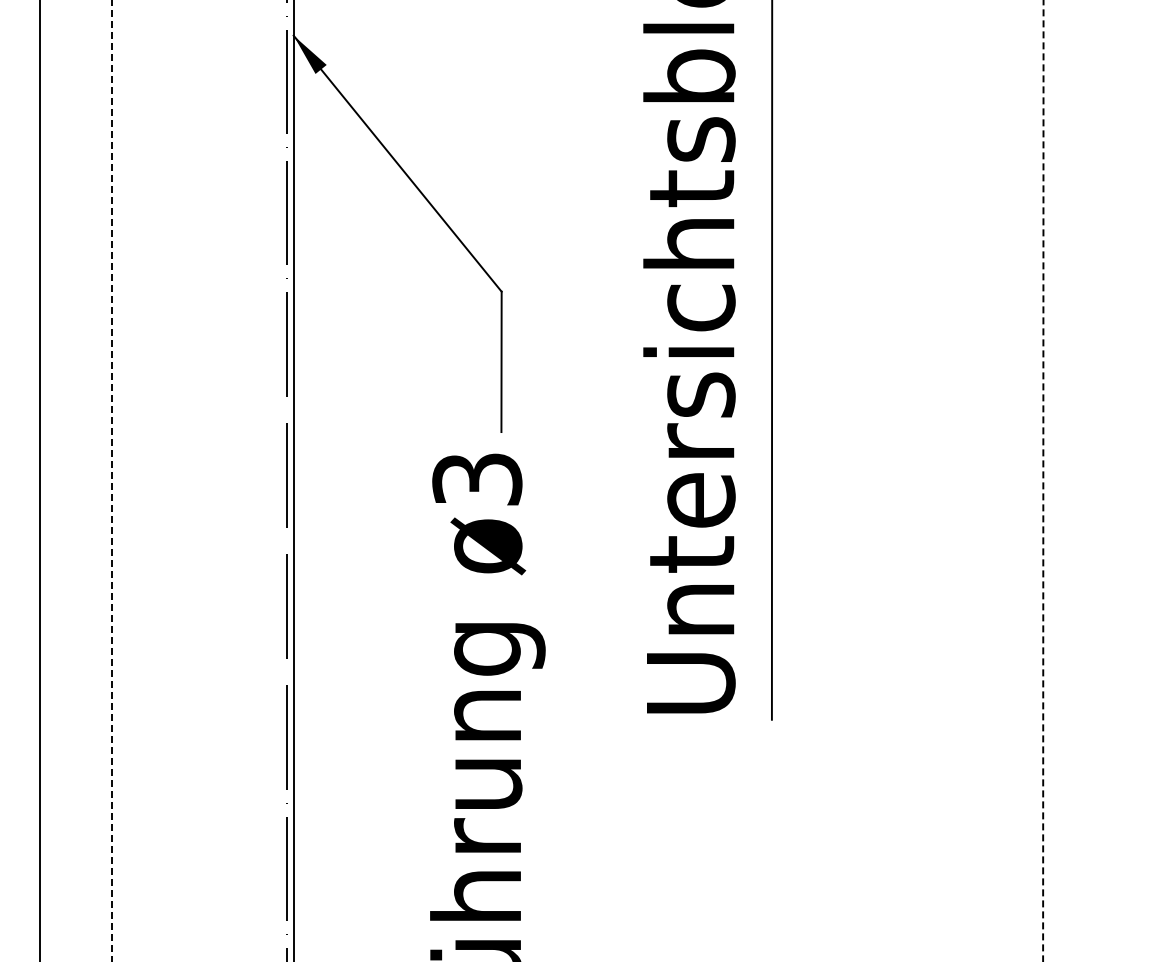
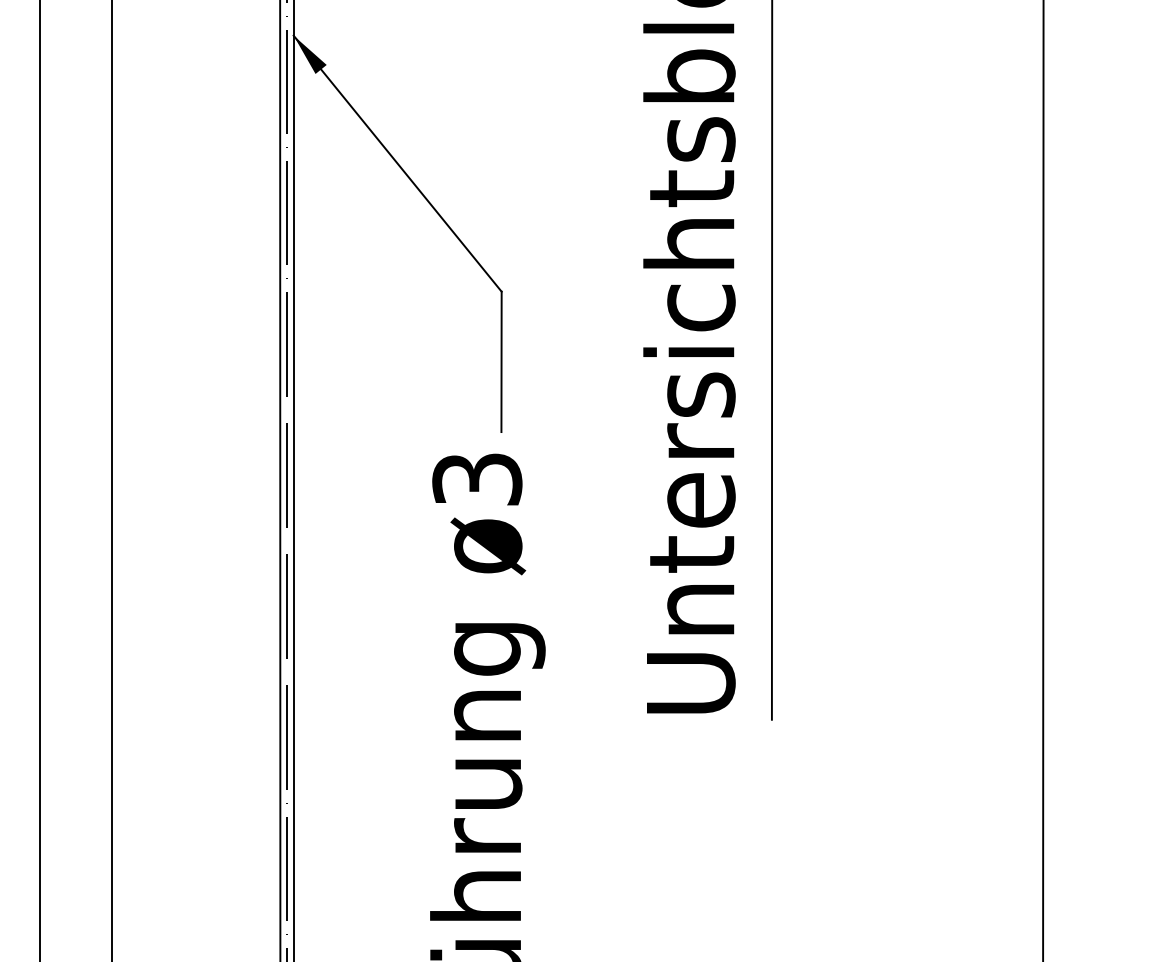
line: dashed -> solid (112, 480)
line: none -> present (280, 480)
line: dashed -> solid (1043, 480)
